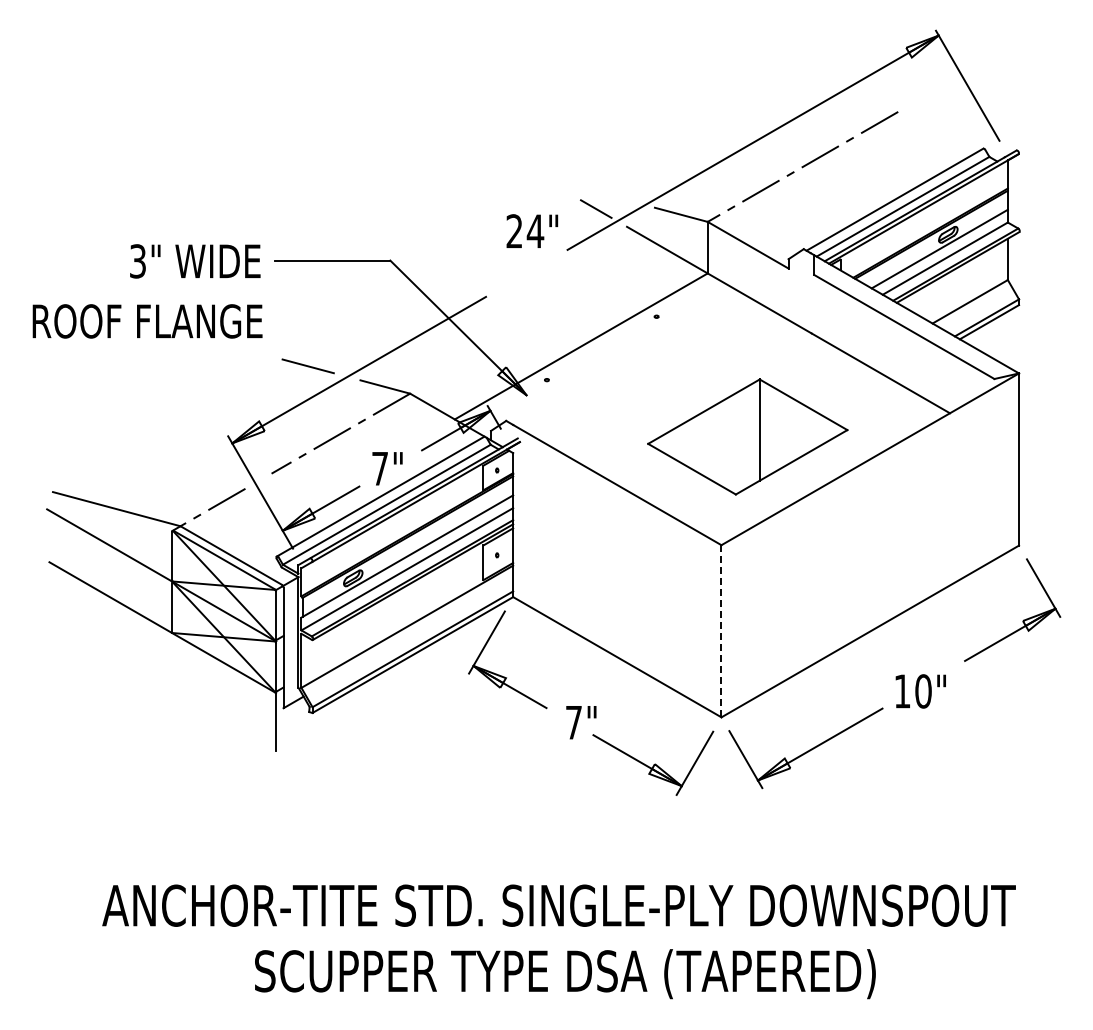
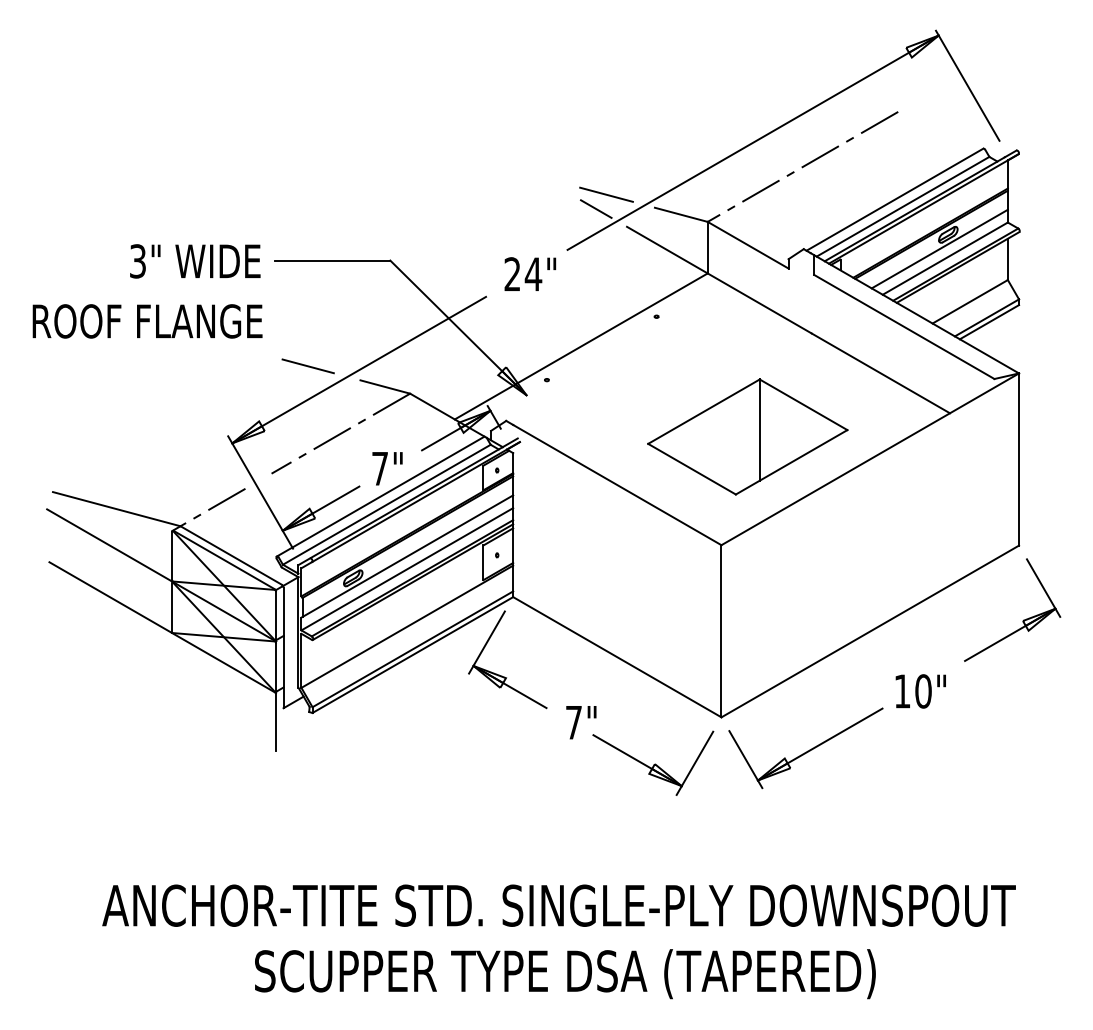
line: none -> present (606, 194)
text position: (532, 230) -> (530, 273) (530, 273)
line: dashed -> solid (721, 630)
